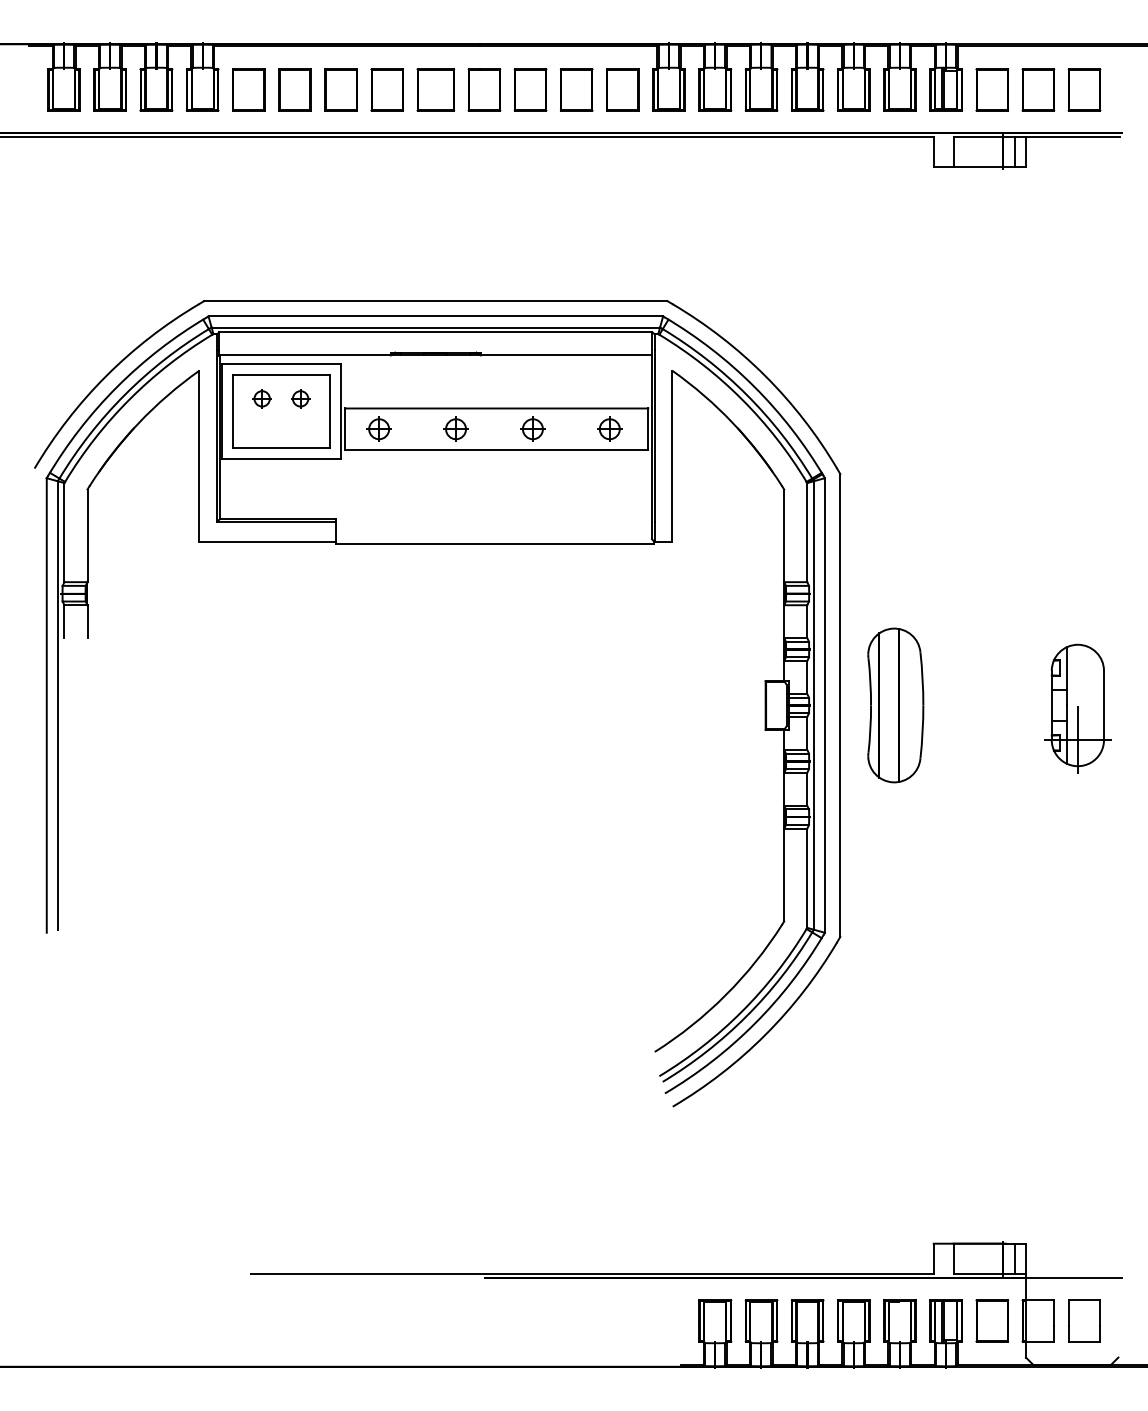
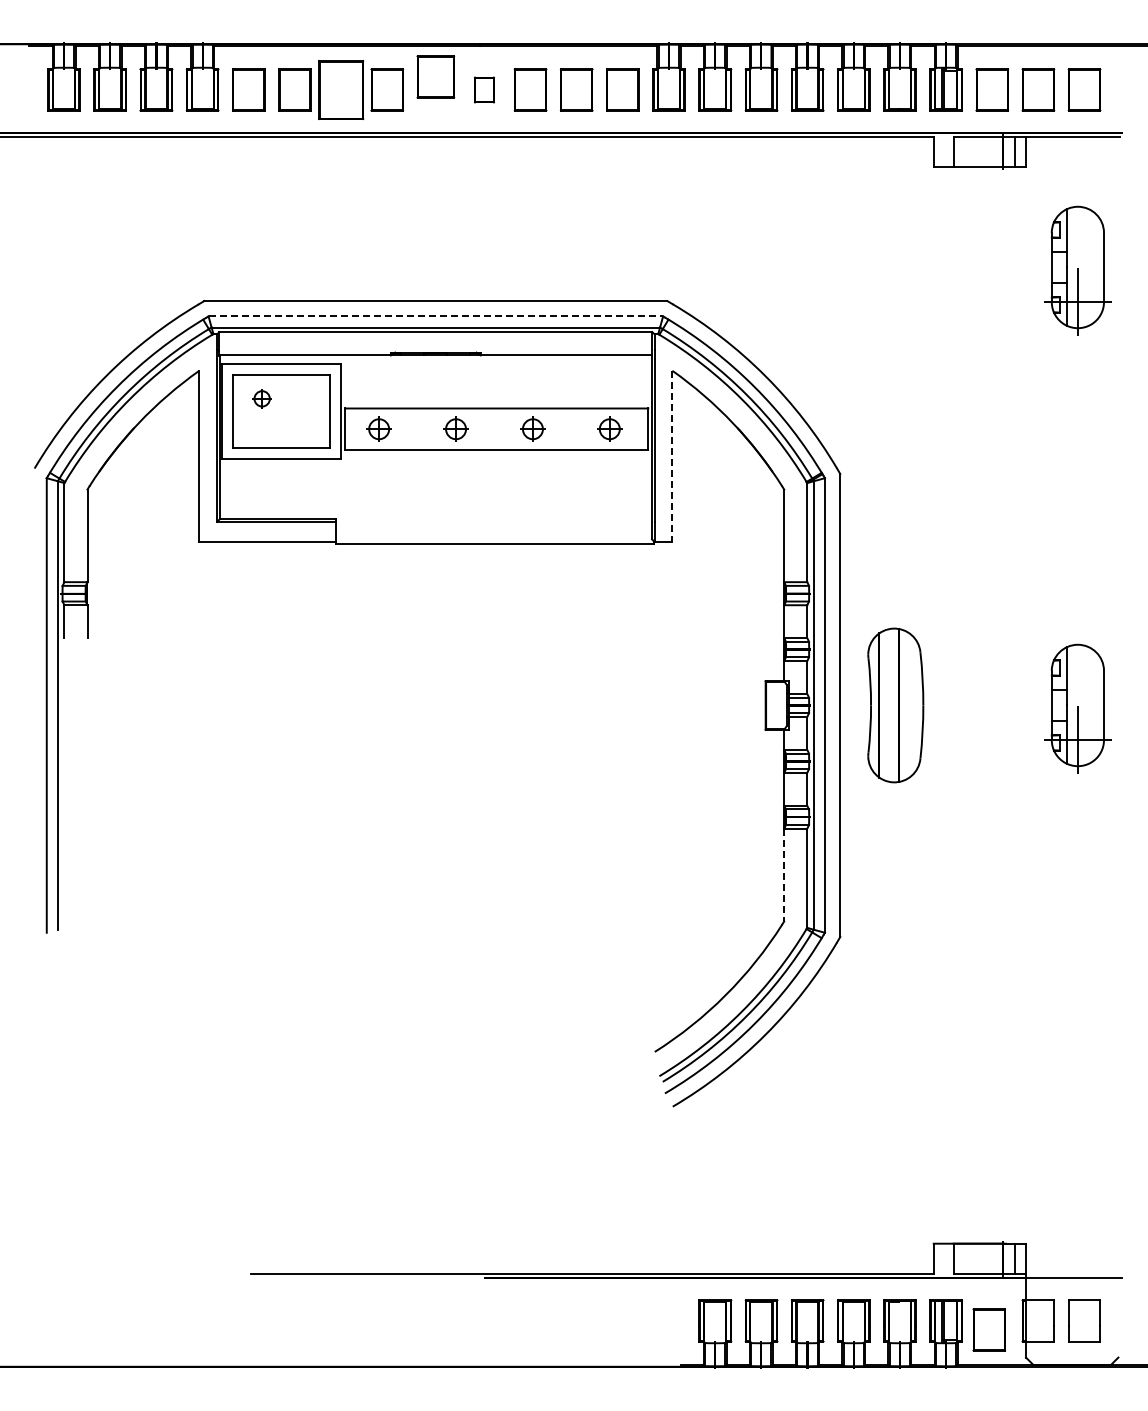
part size: 34x44 px -> 47x60 px (341, 89)
part position: (435, 89) -> (435, 76) (435, 76)
part size: 35x44 px -> 21x28 px (484, 89)
part: none -> present (1077, 270)
line: solid -> dashed (436, 316)
part: present -> none (300, 398)
line: solid -> dashed (672, 456)
line: solid -> dashed (784, 875)
part position: (992, 1320) -> (989, 1329) (989, 1329)
